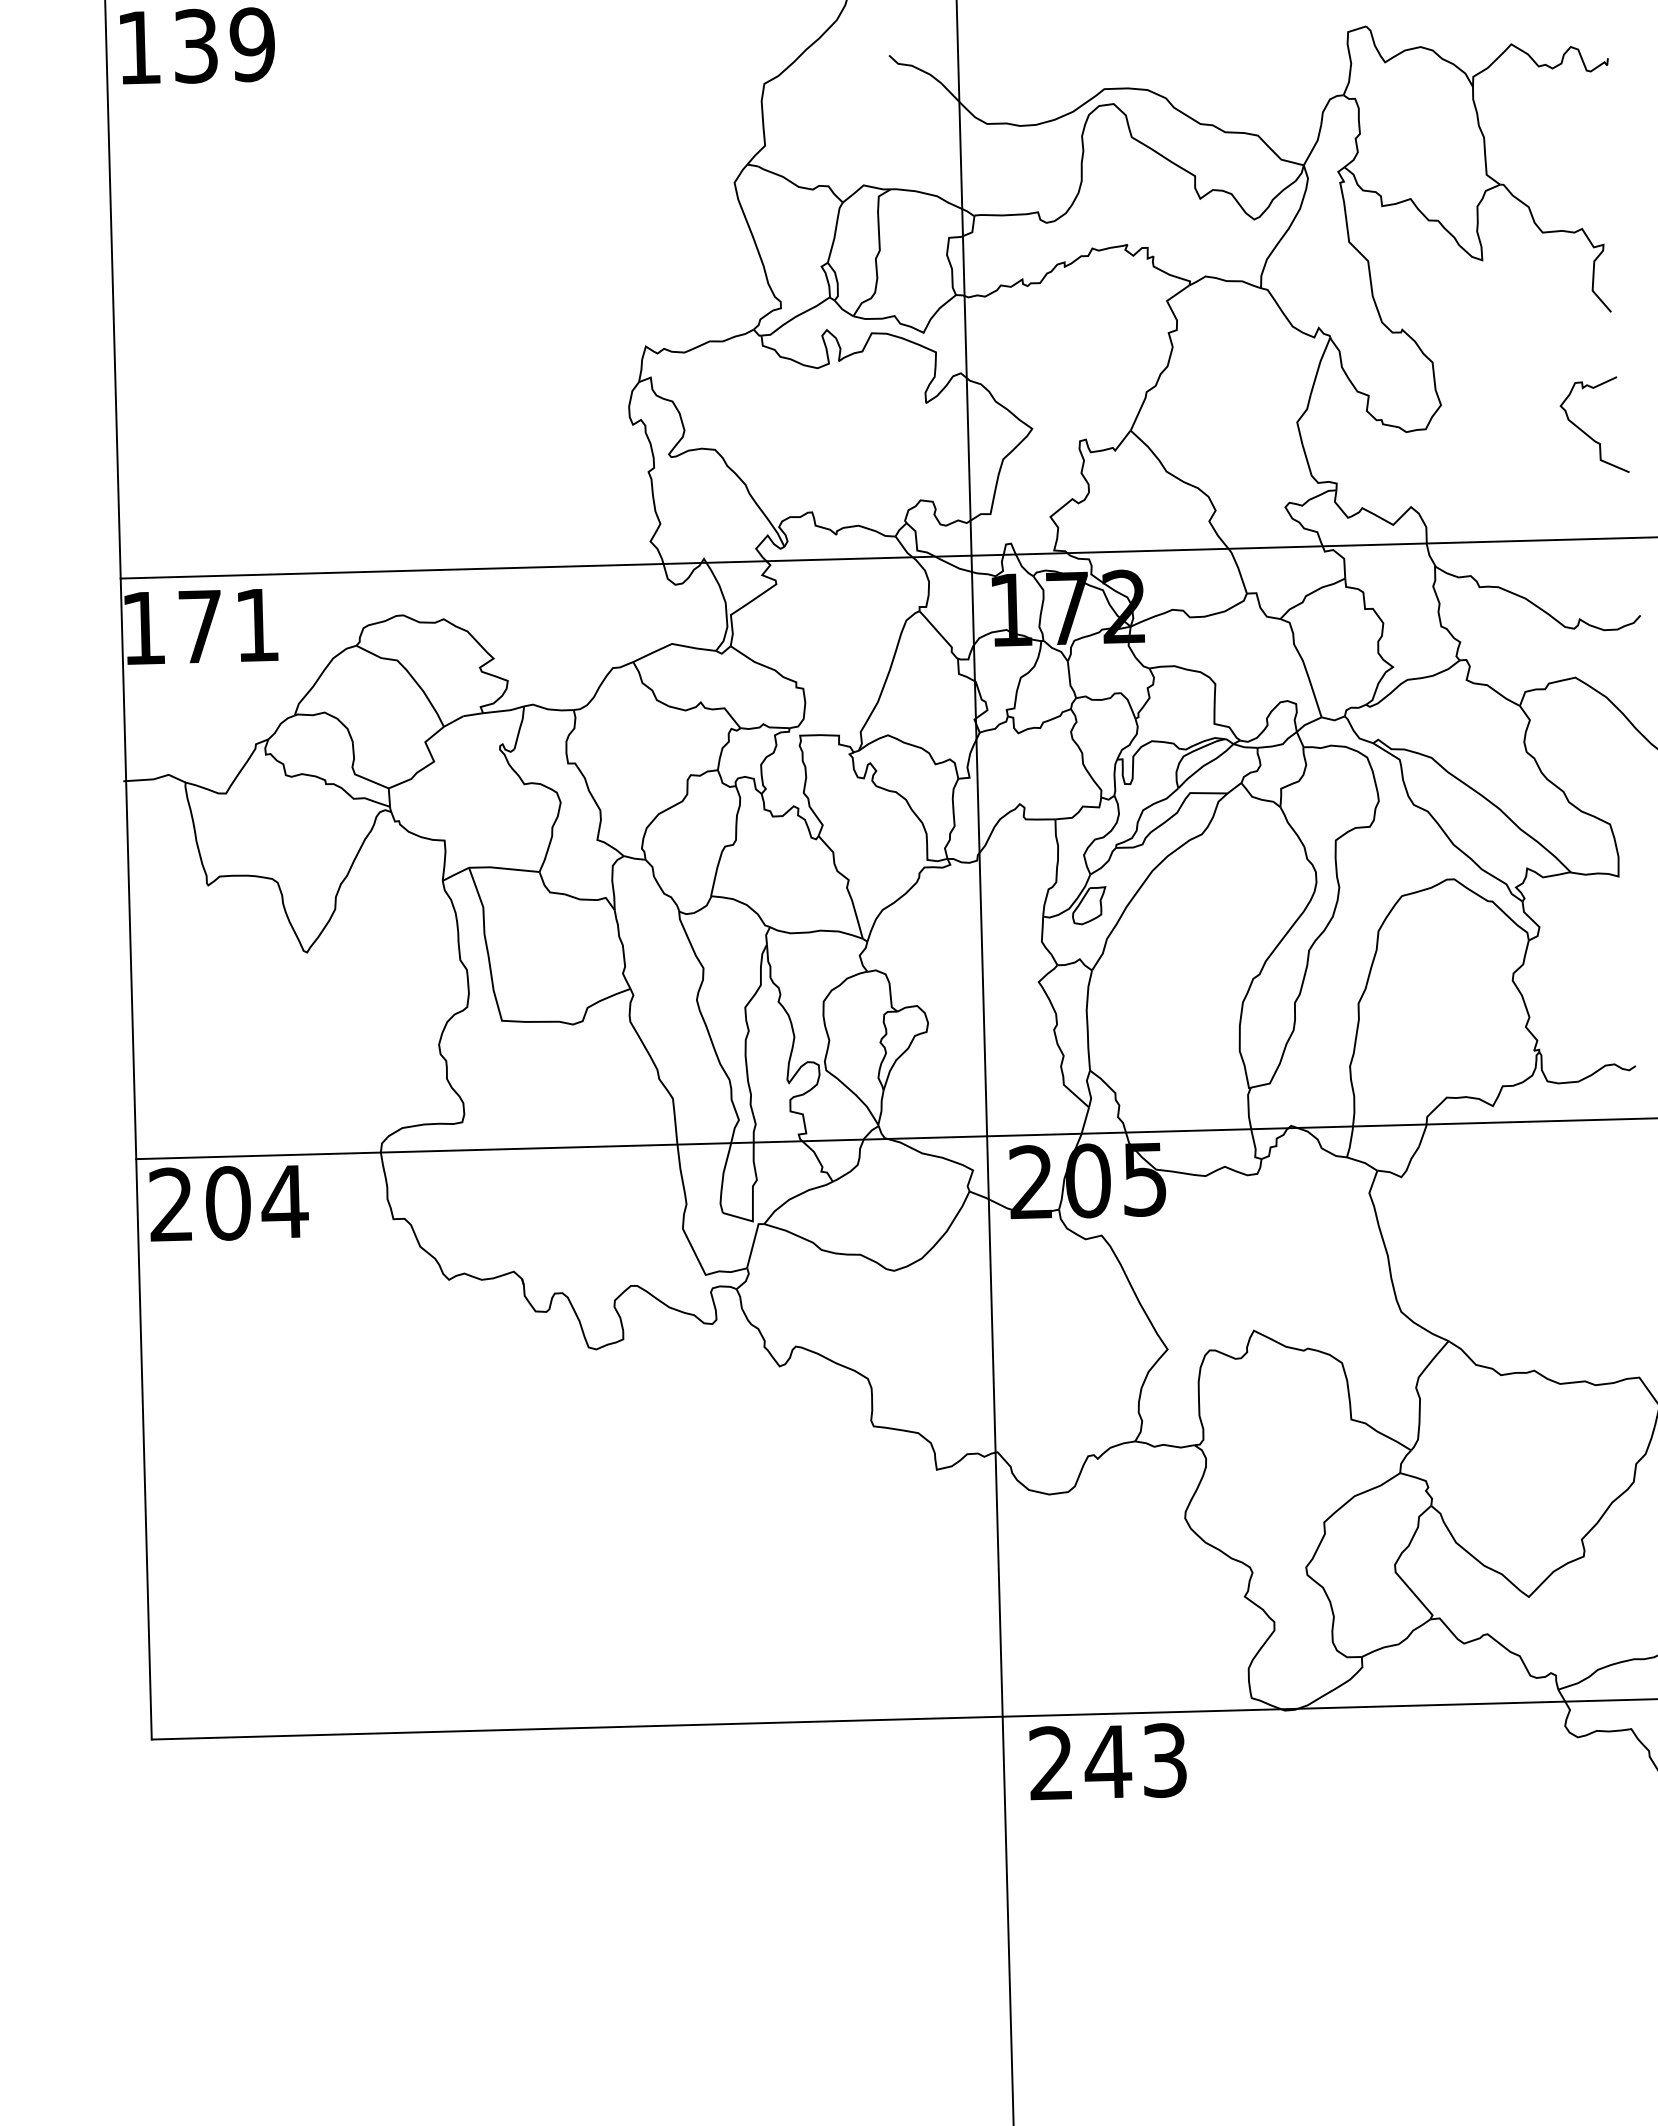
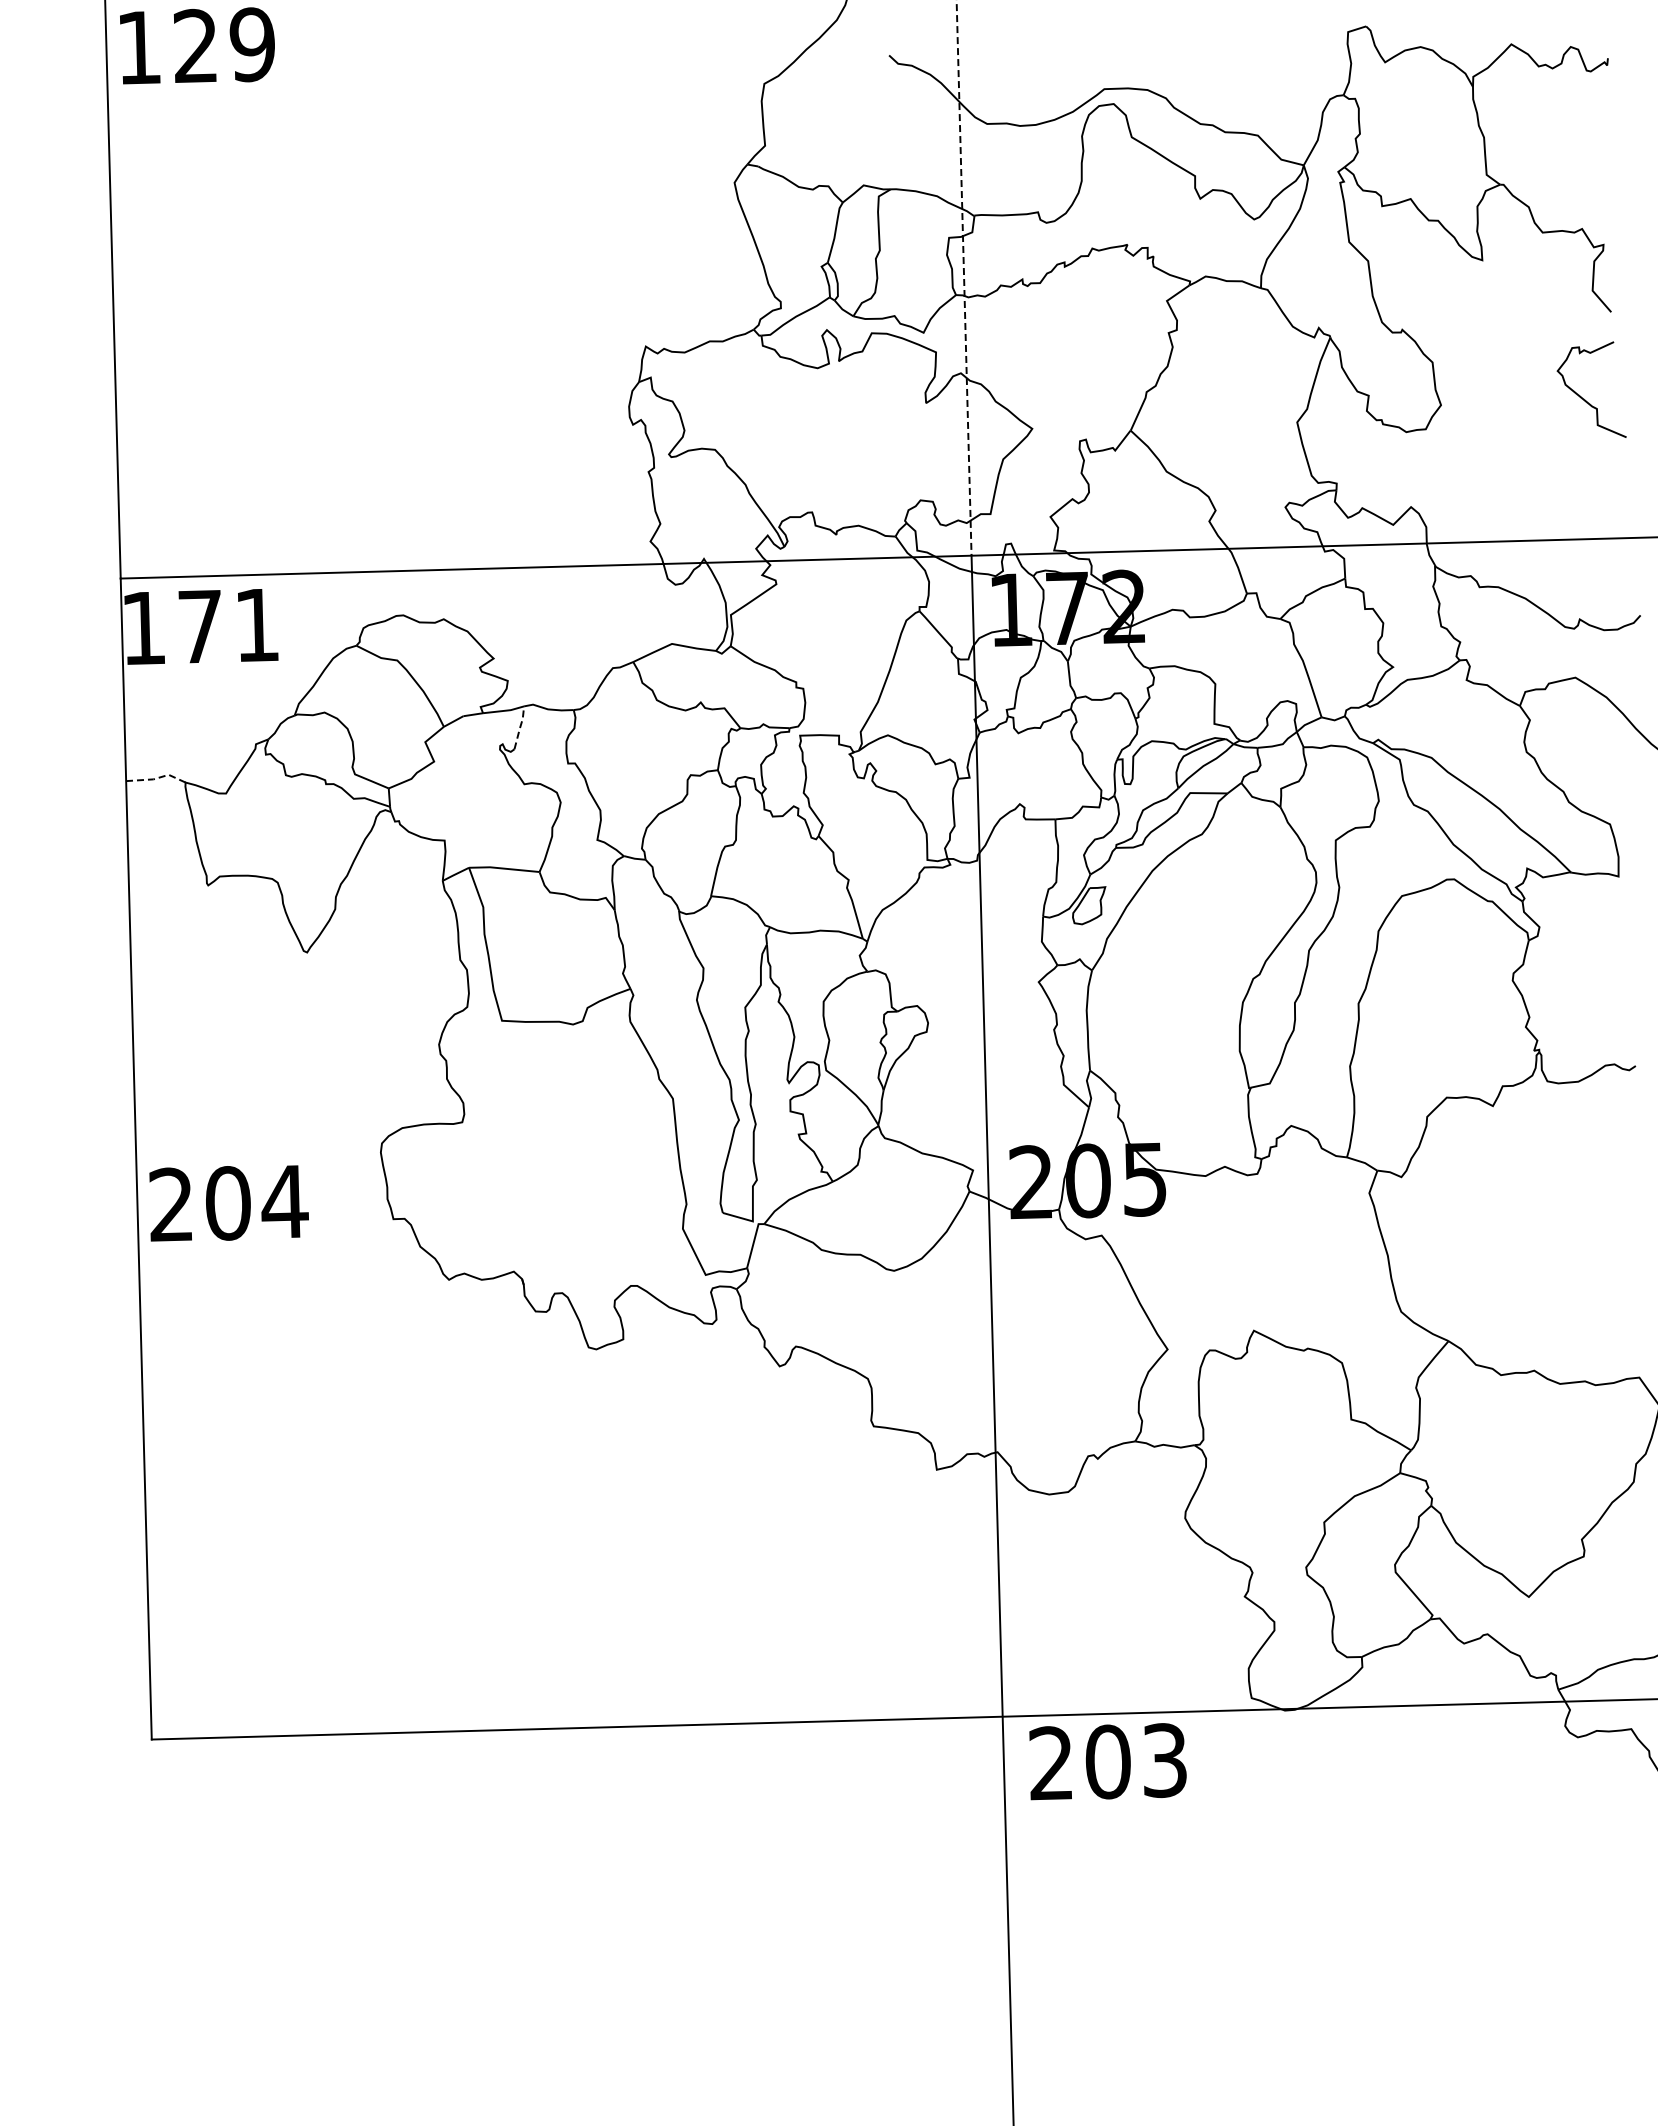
text: 139 -> 129 (195, 45)
line: solid -> dashed (964, 278)
curve position: (1588, 434) -> (1585, 399) (1585, 399)
line: solid -> dashed (520, 727)
line: solid -> dashed (155, 778)
line: present -> none (895, 1138)
text: 243 -> 203 (1108, 1761)
